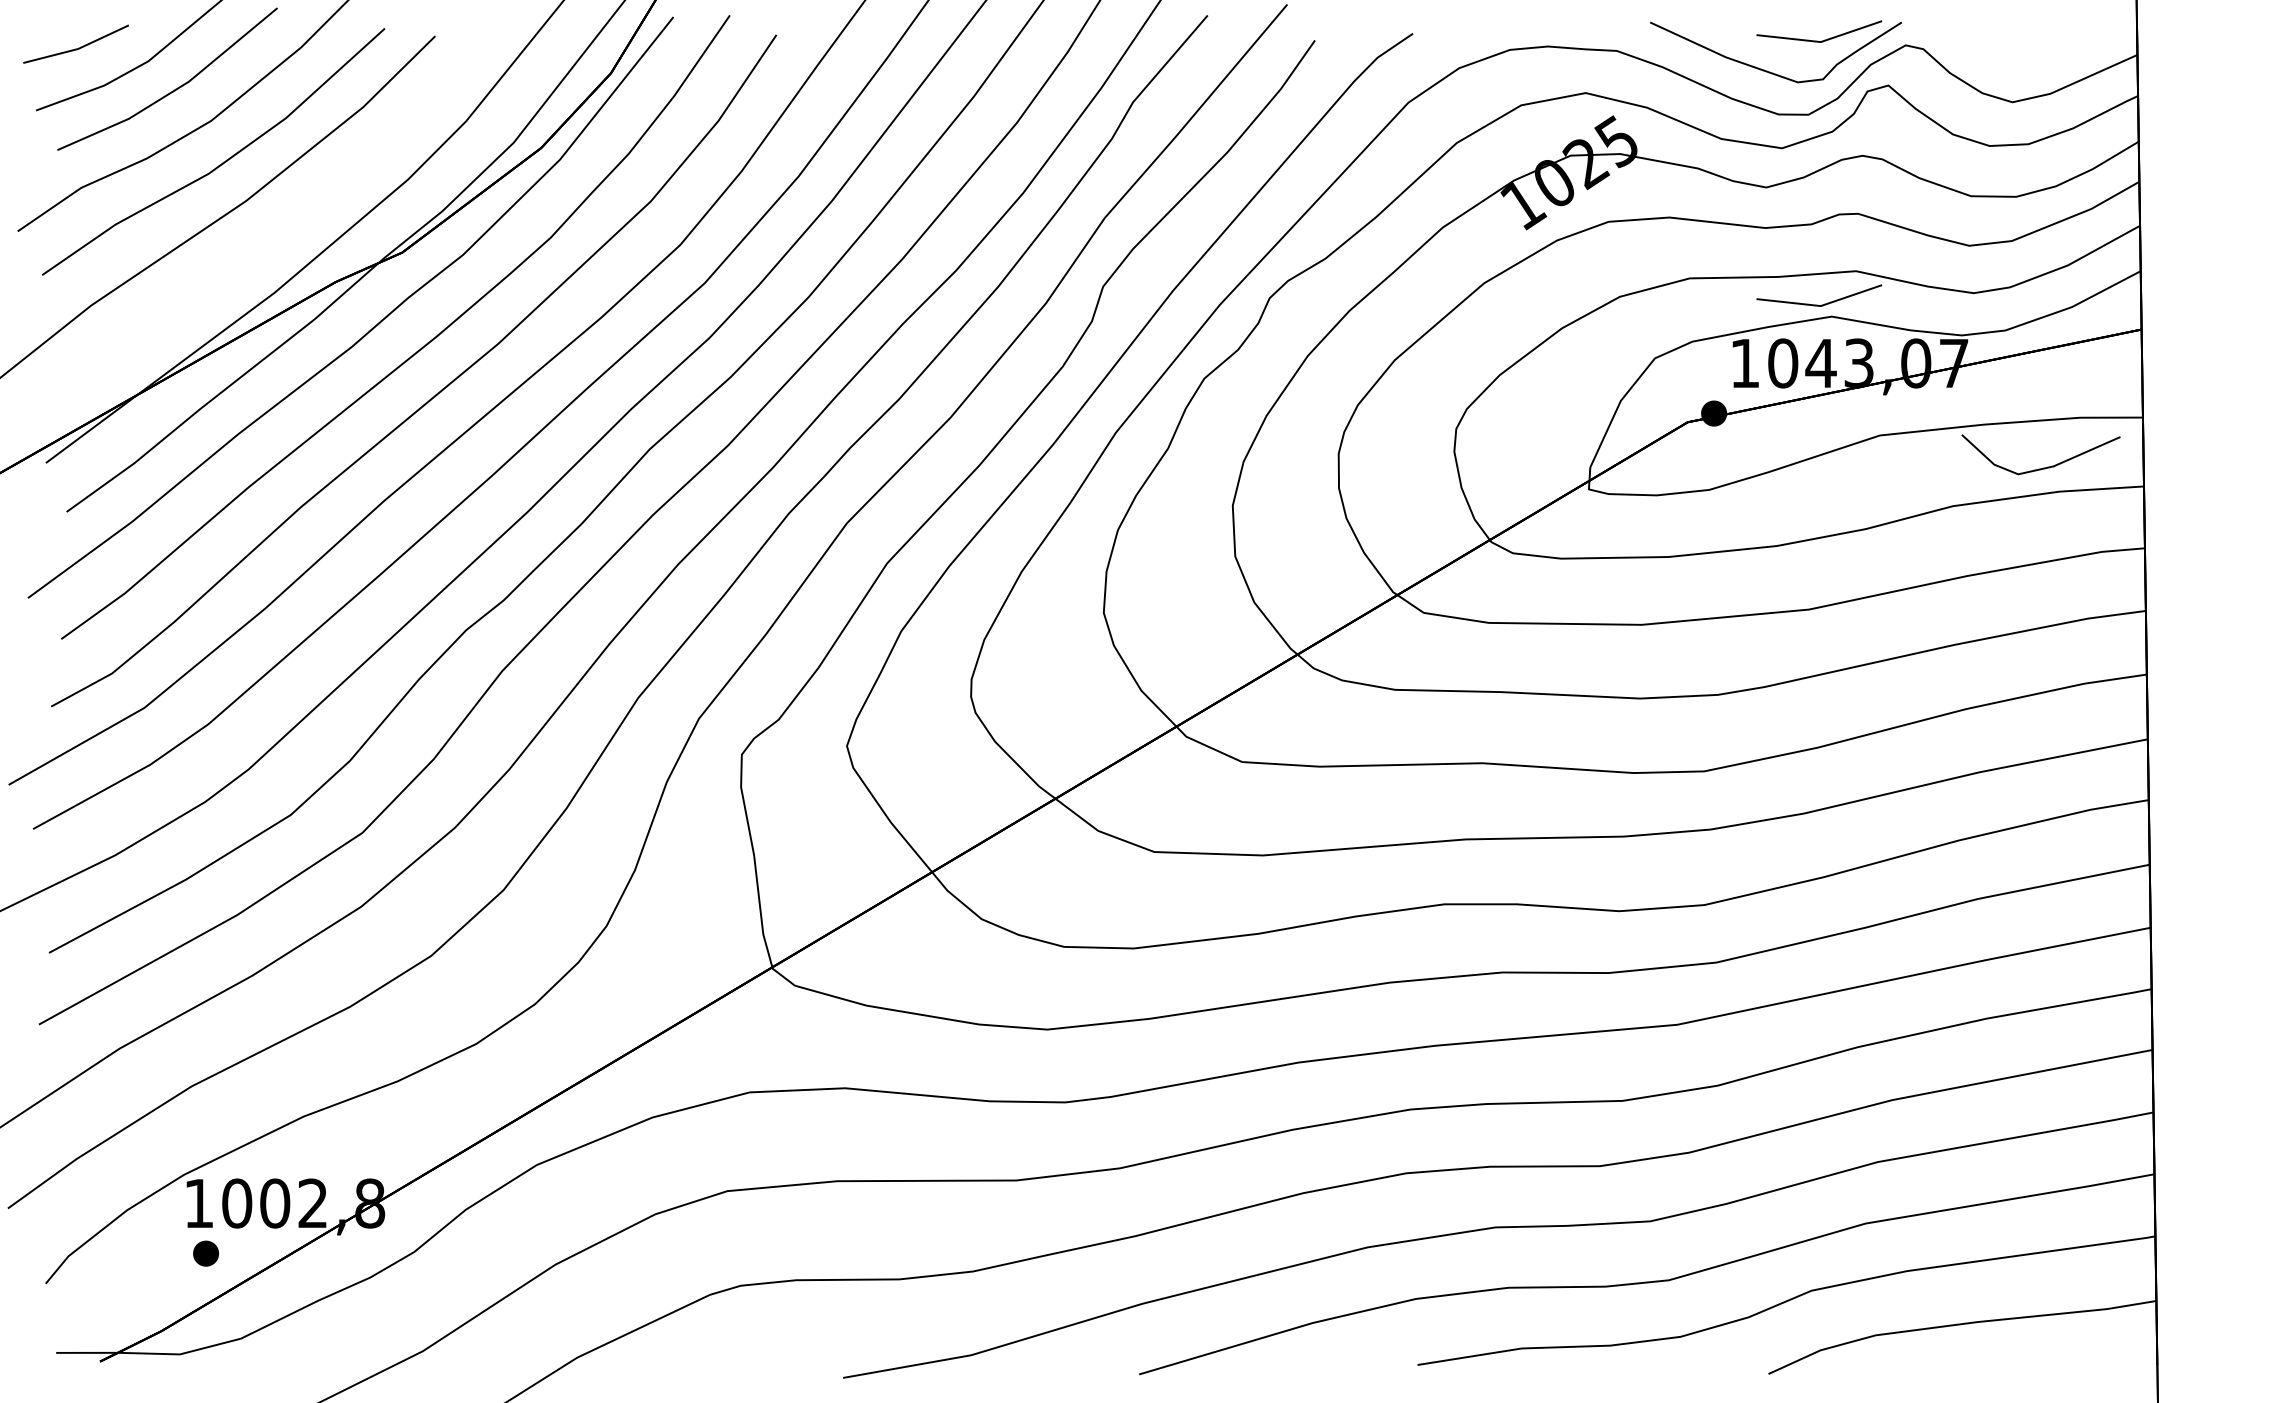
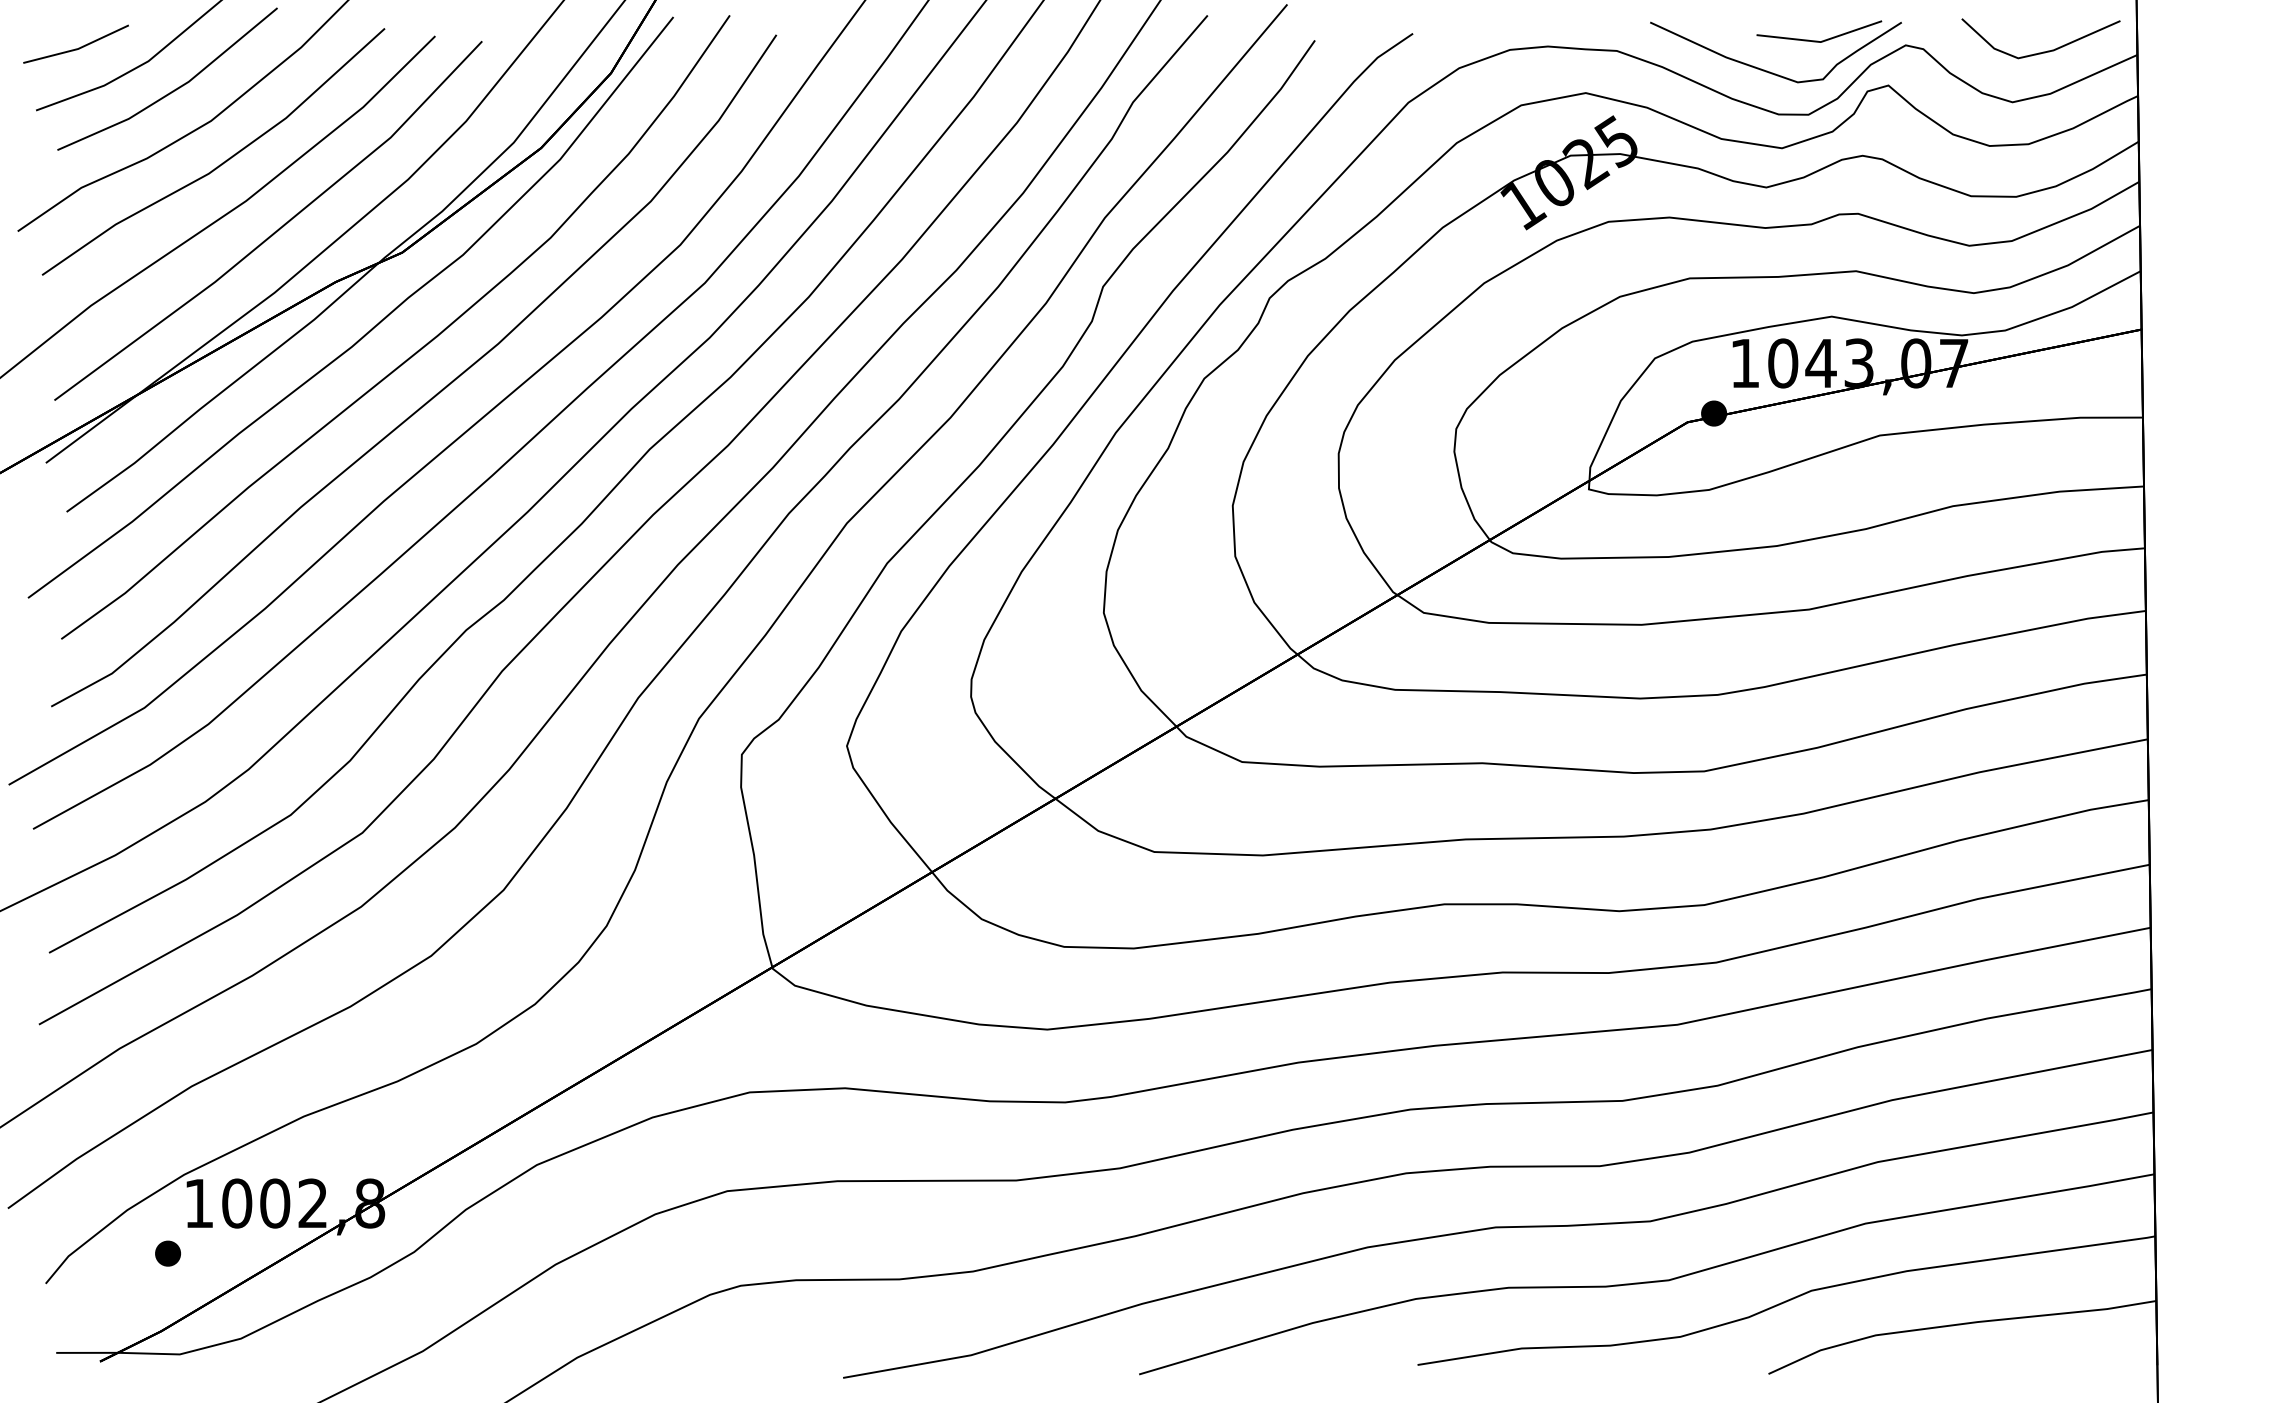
line: none -> present (277, 229)
line: present -> none (1818, 304)
line position: (2043, 467) -> (2043, 51) (2043, 51)
part position: (205, 1253) -> (167, 1253) (167, 1253)
